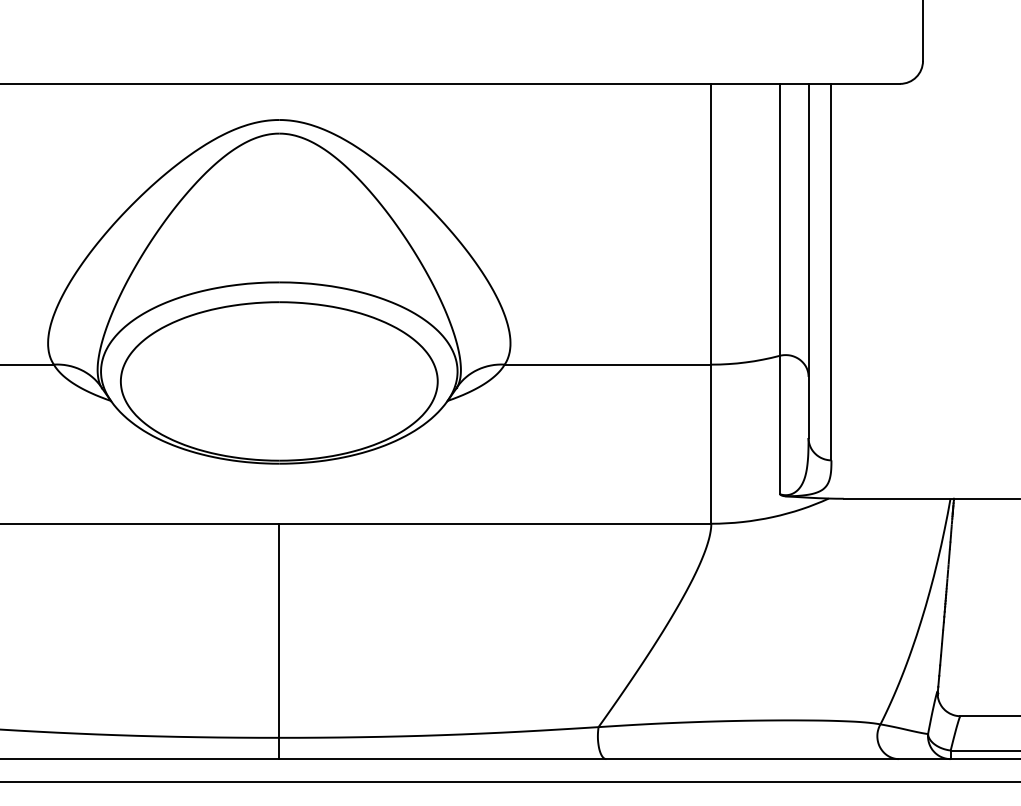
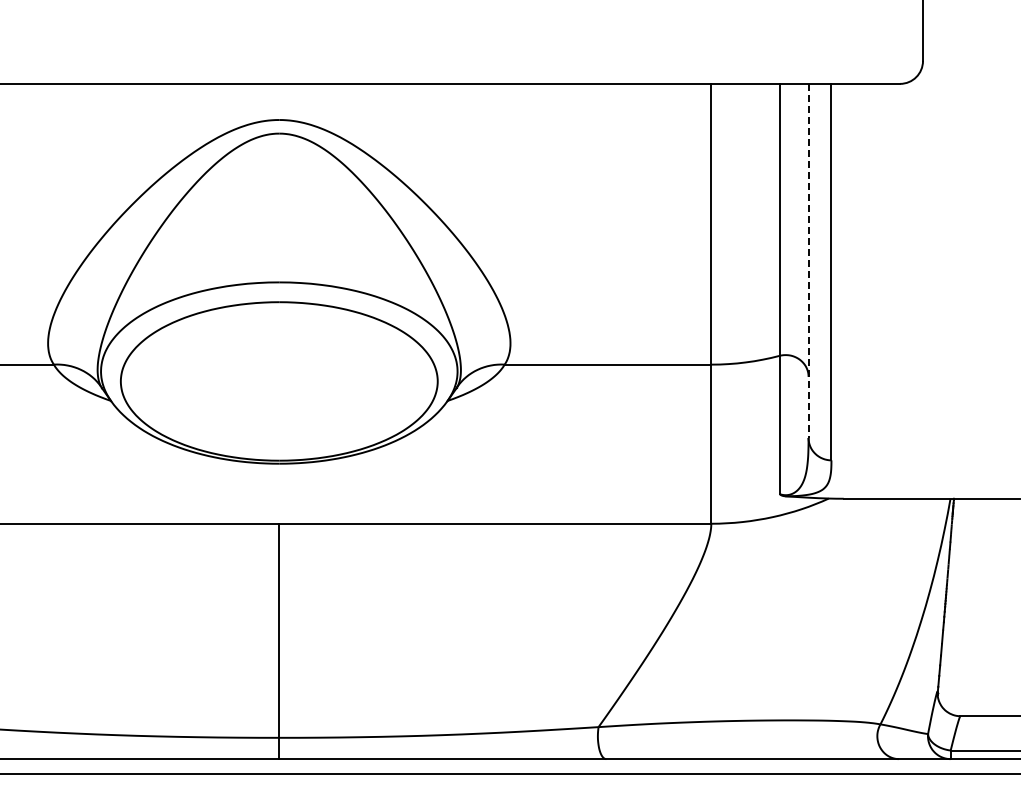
line: solid -> dashed (808, 261)
line position: (509, 782) -> (509, 774) (509, 774)
